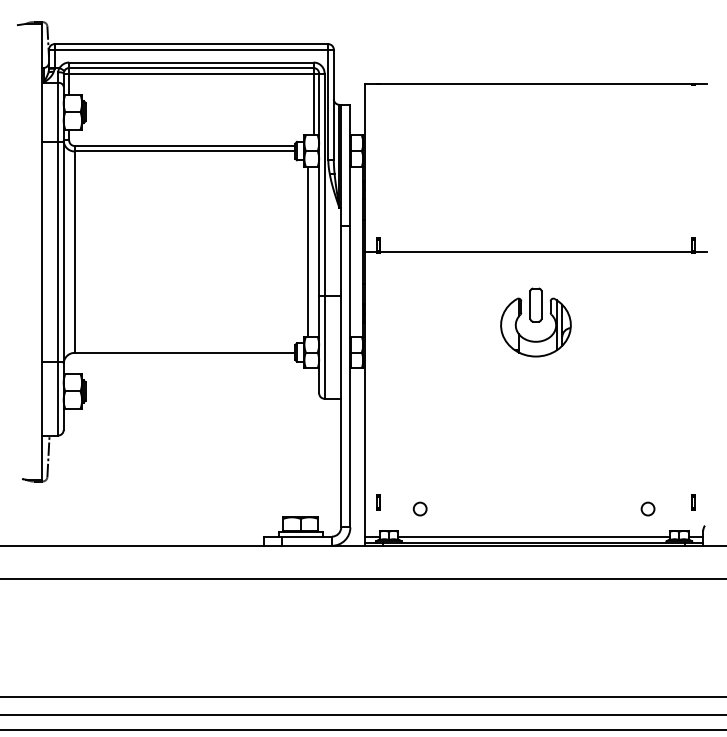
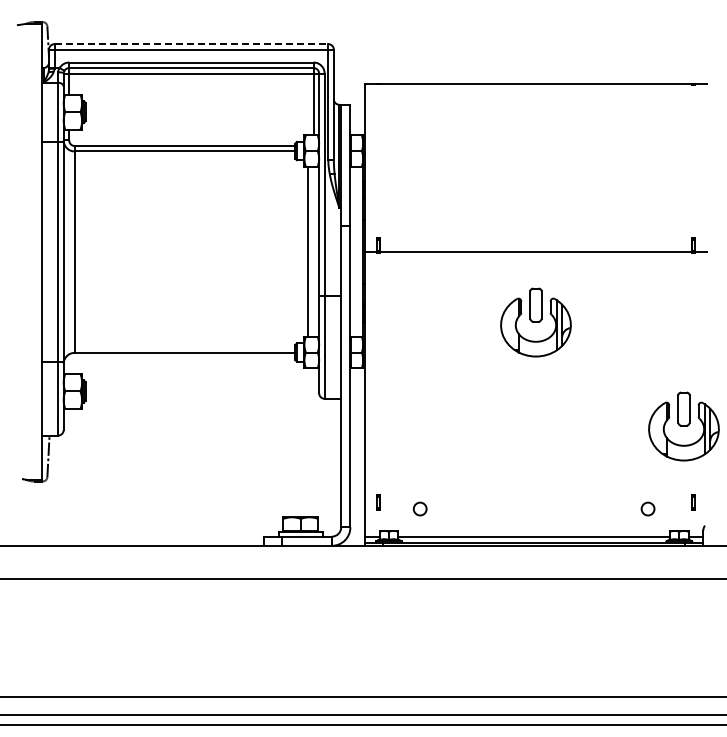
line: solid -> dashed (191, 44)
part: none -> present (683, 426)
line position: (362, 729) -> (362, 724) (362, 724)
